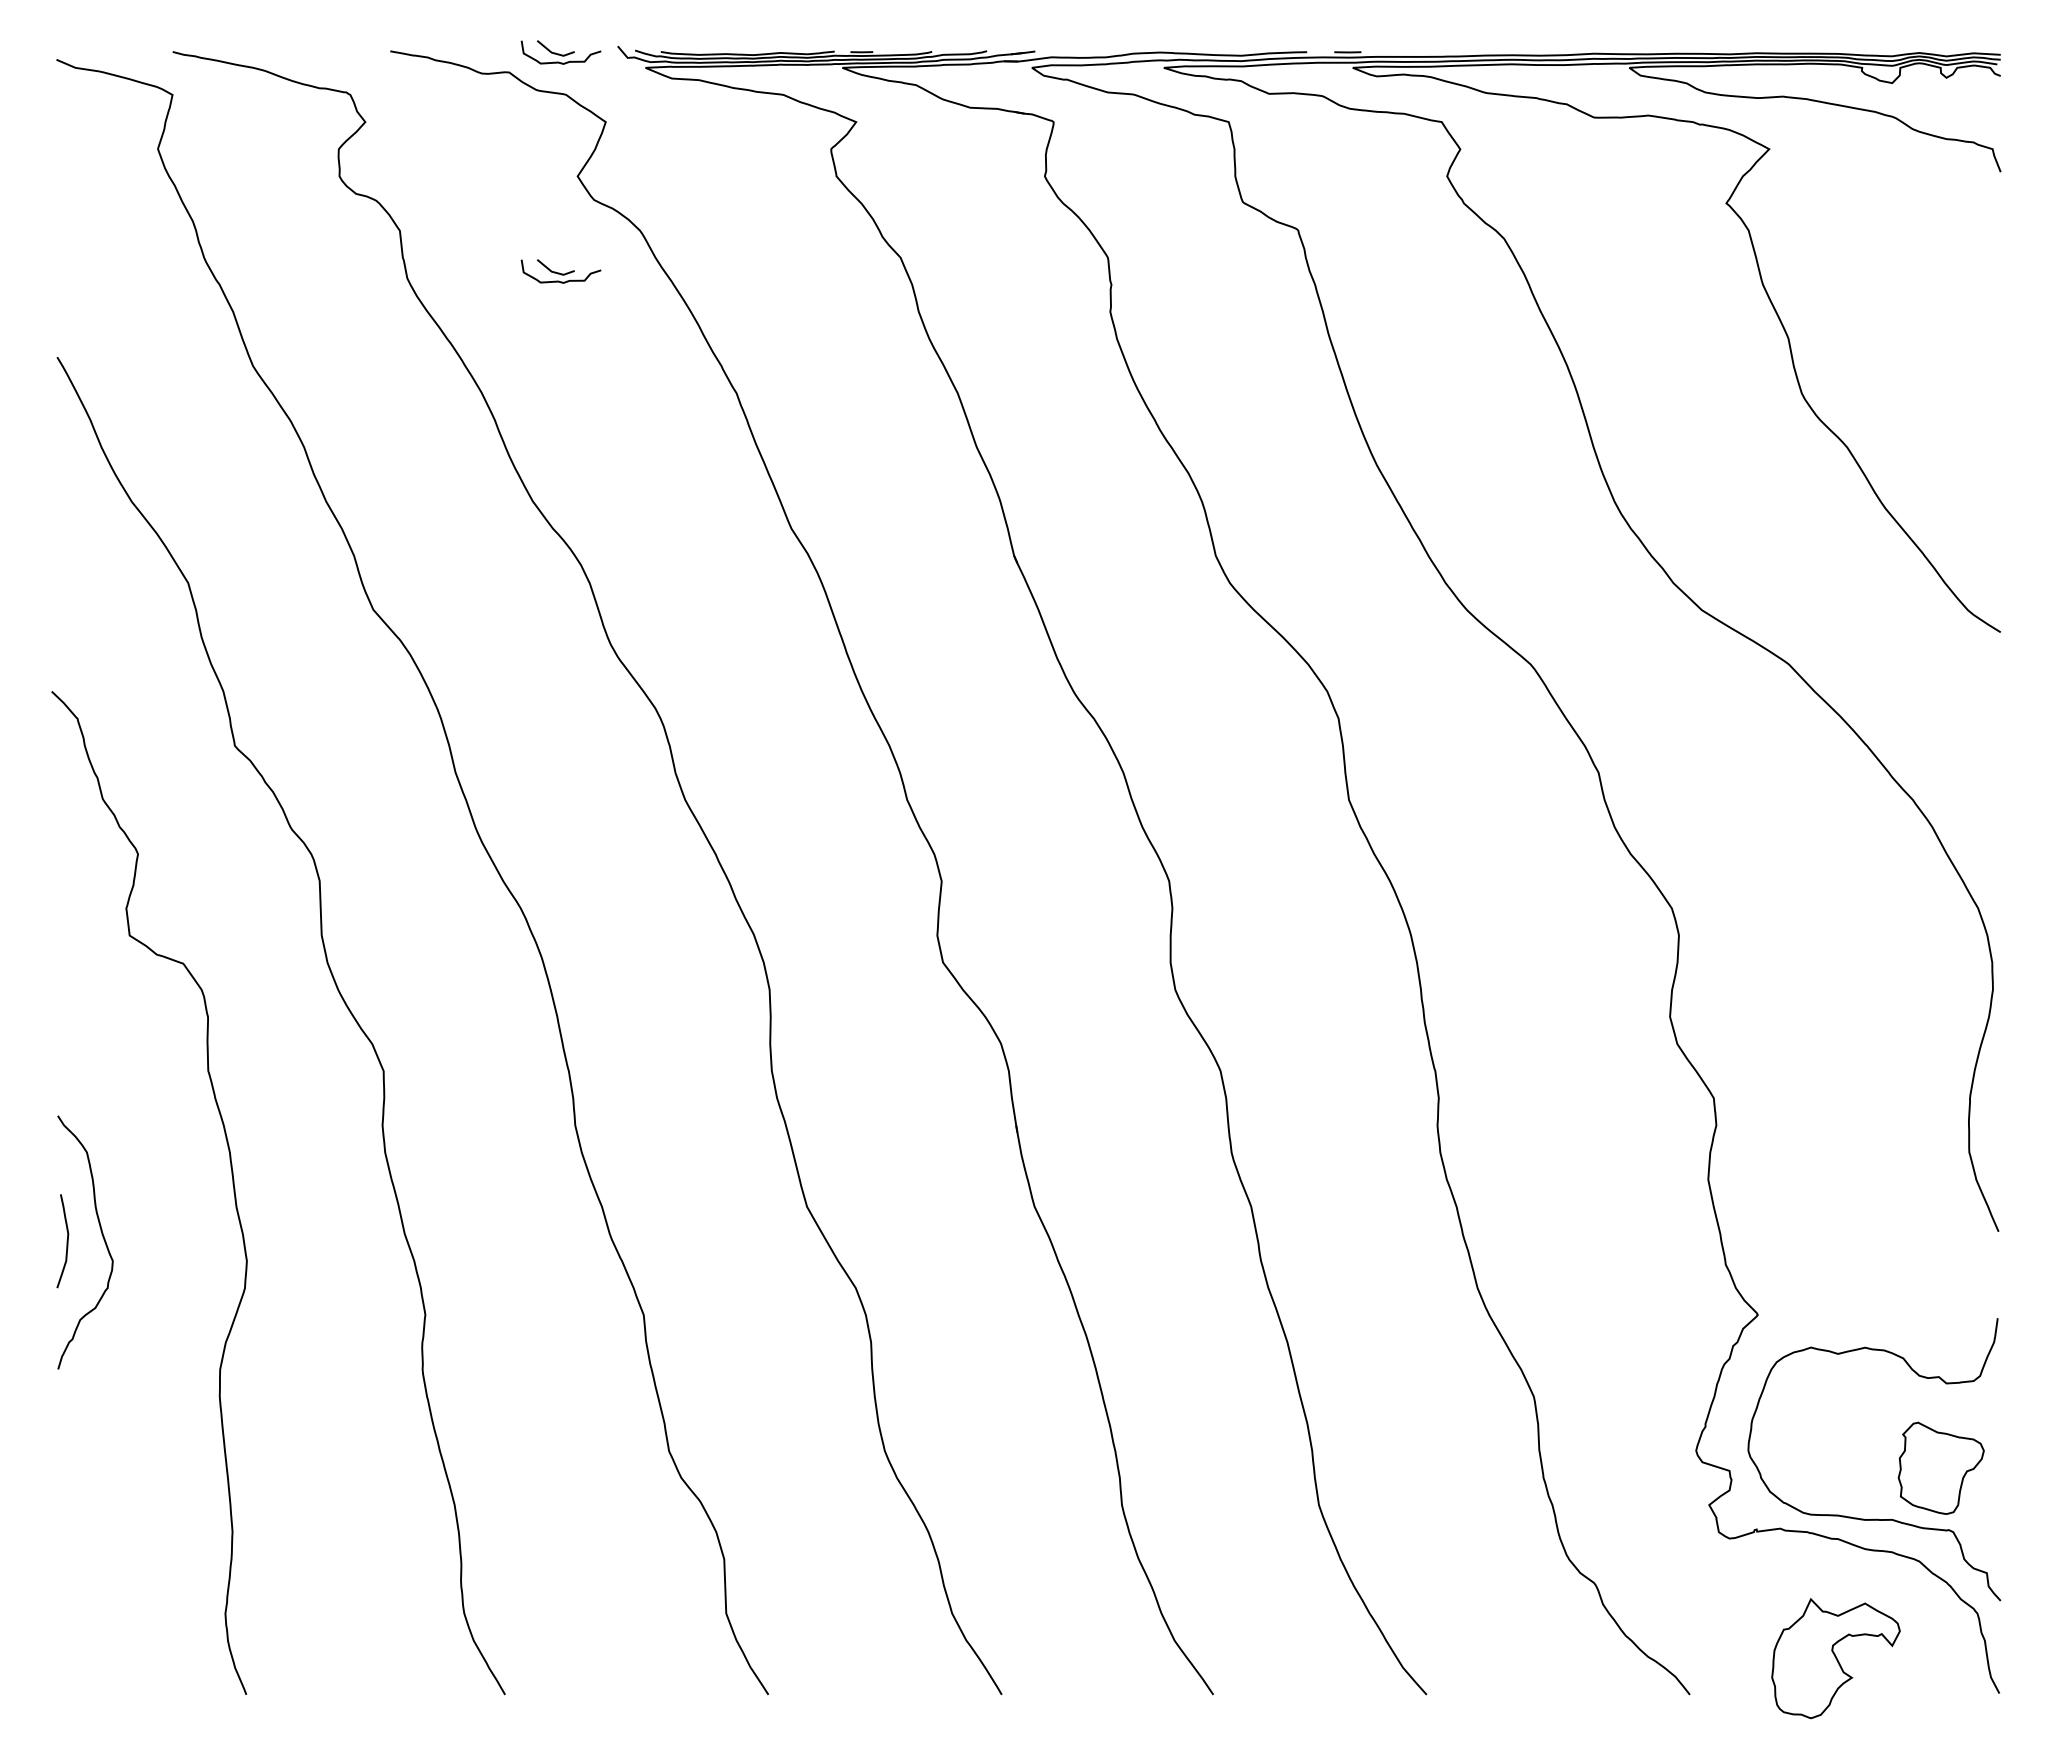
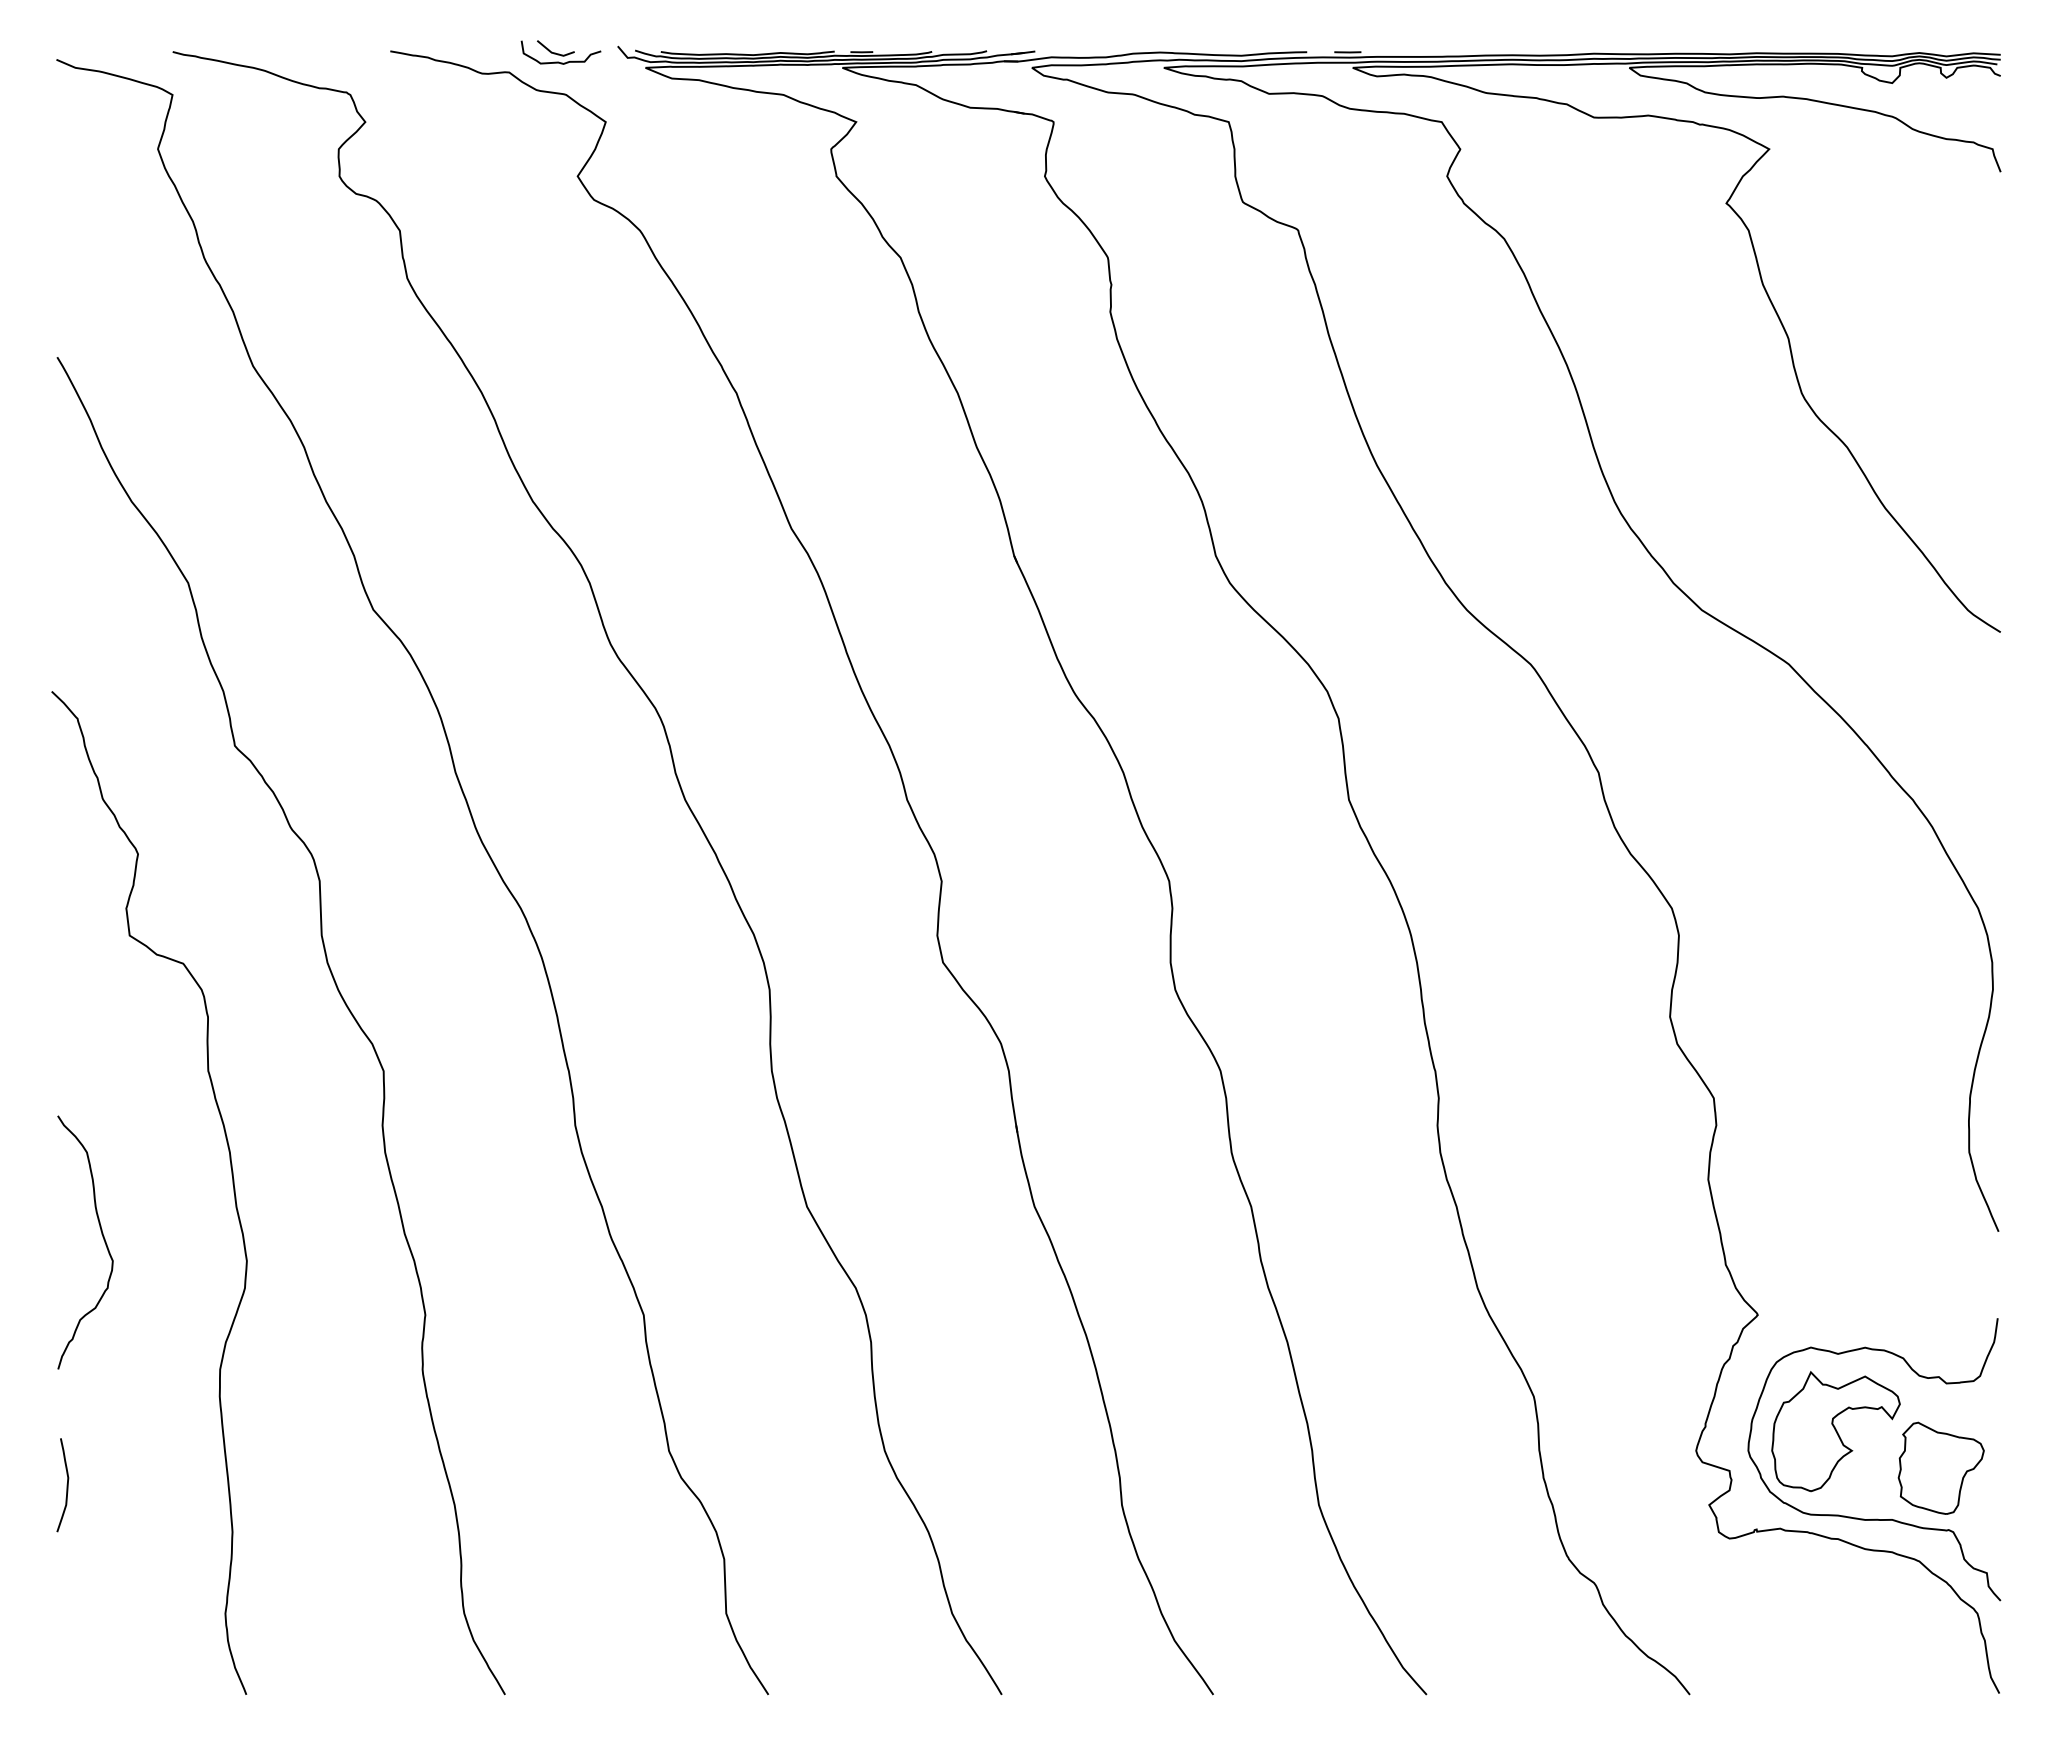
part: present -> none (560, 271)
curve position: (66, 1241) -> (66, 1485) (66, 1485)
part position: (1835, 1658) -> (1835, 1431) (1835, 1431)
